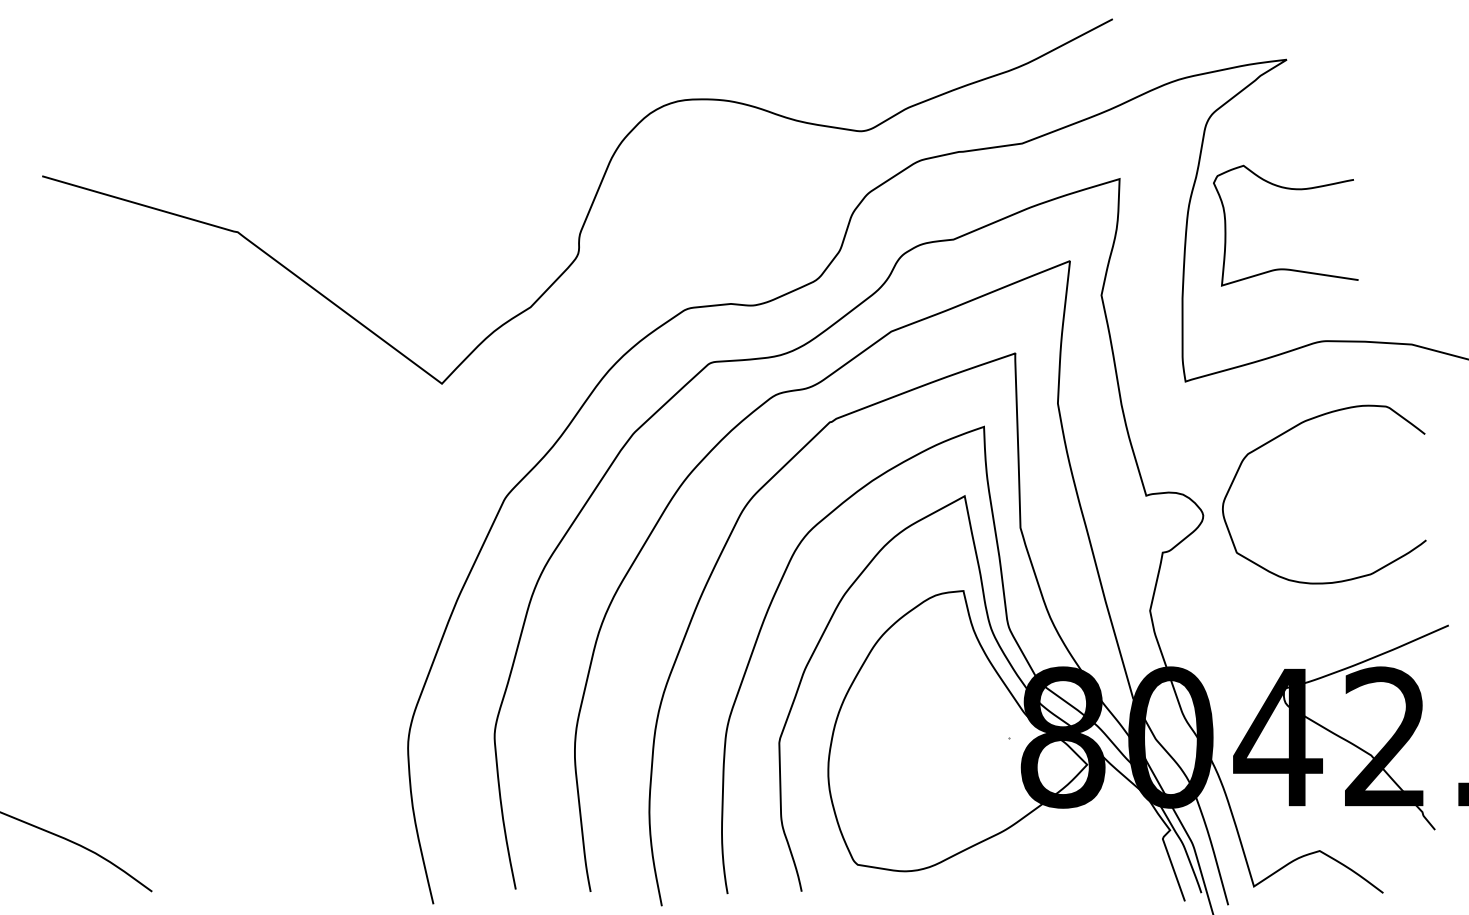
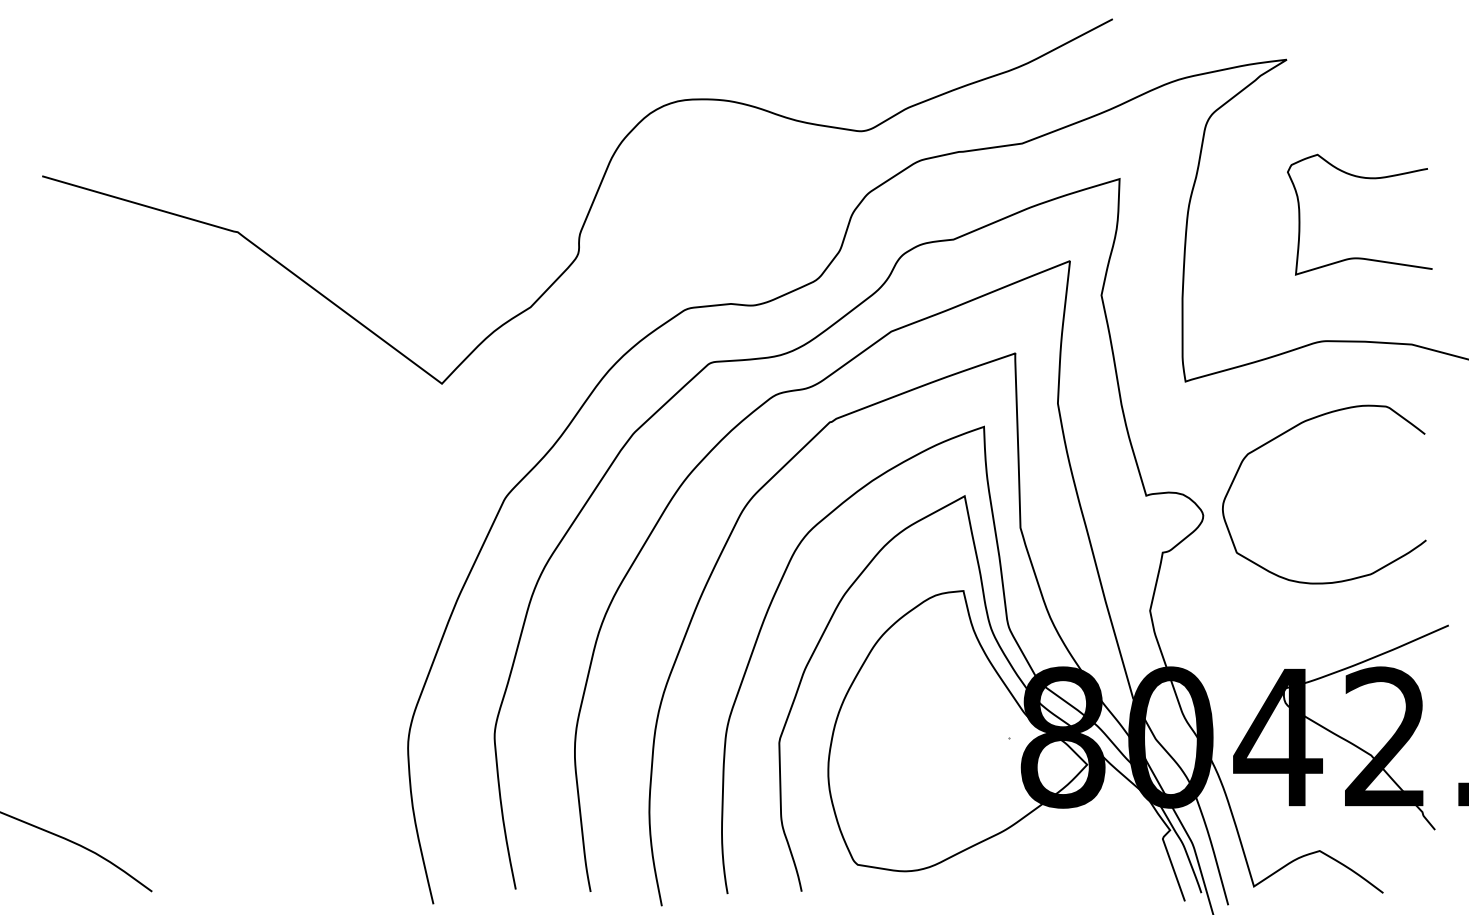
curve position: (1286, 189) -> (1360, 178) (1360, 178)
